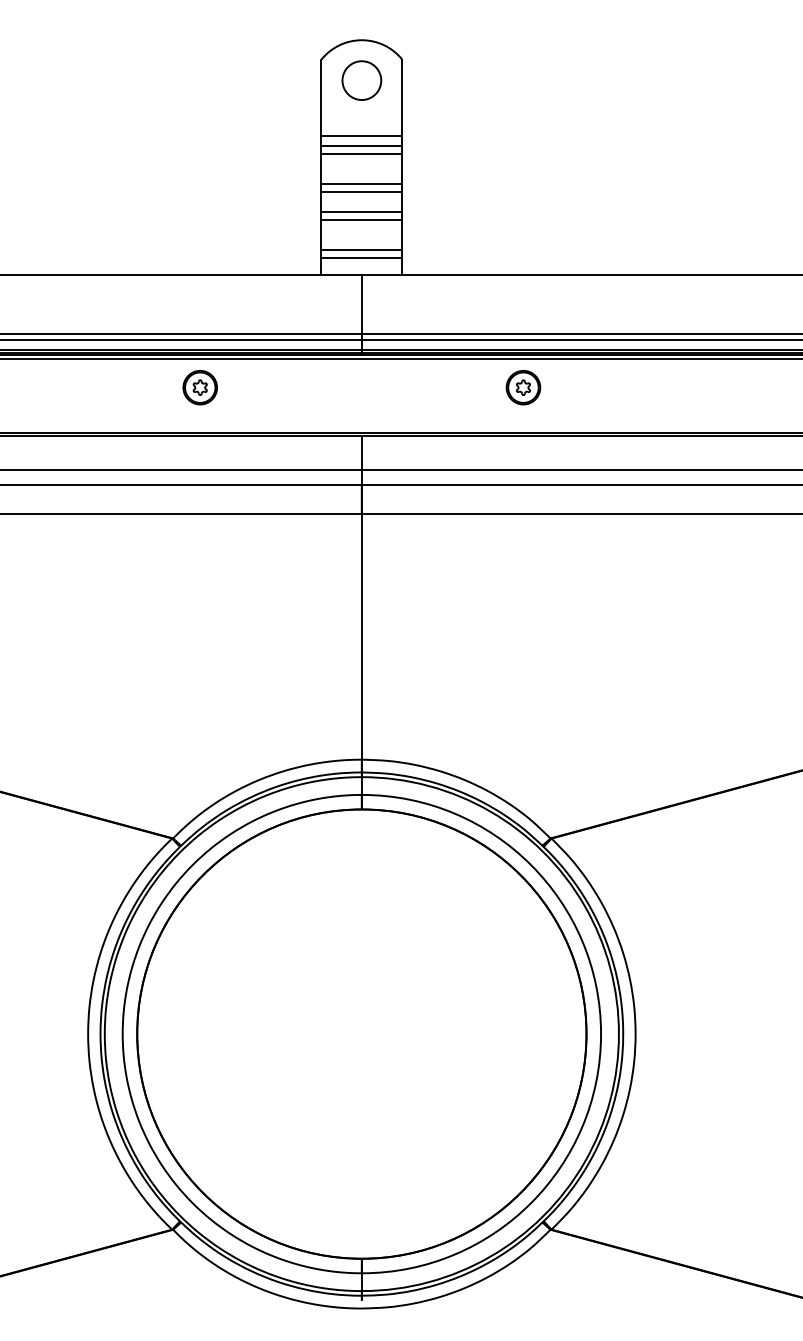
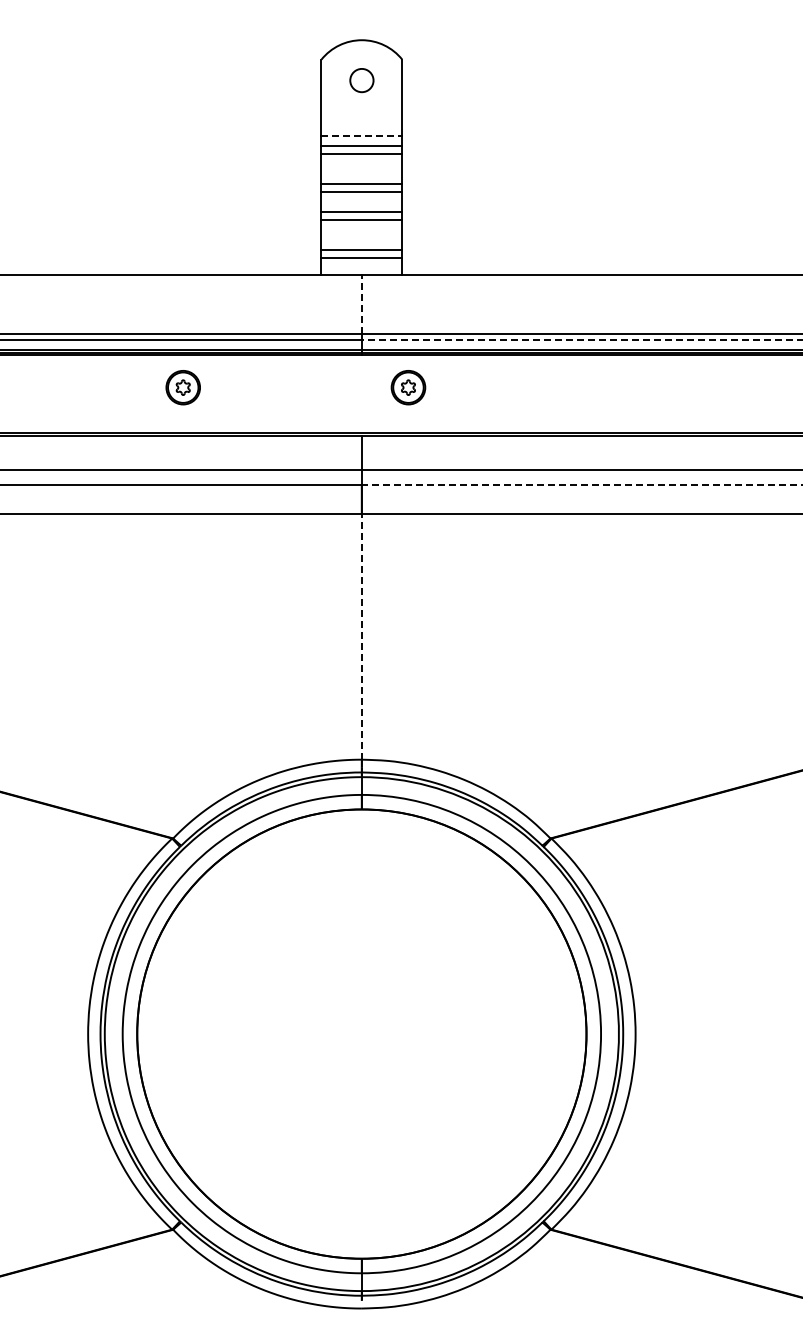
circle size: 42x41 px -> 26x26 px (361, 80)
line: solid -> dashed (362, 135)
line: solid -> dashed (361, 304)
line: solid -> dashed (581, 340)
line: present -> none (400, 358)
part position: (199, 387) -> (182, 387) (182, 387)
part position: (523, 387) -> (408, 387) (408, 387)
line: solid -> dashed (581, 484)
line: solid -> dashed (361, 636)
